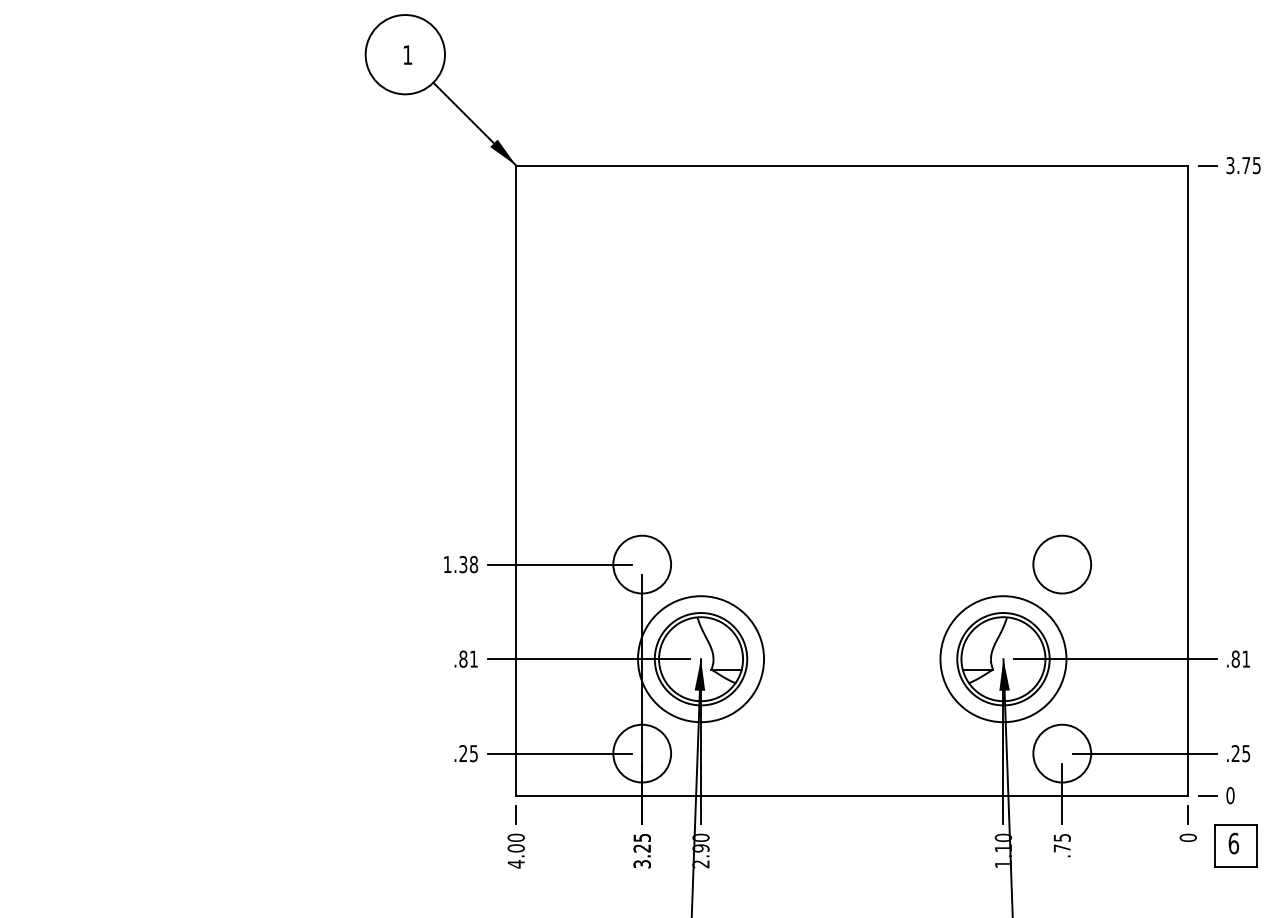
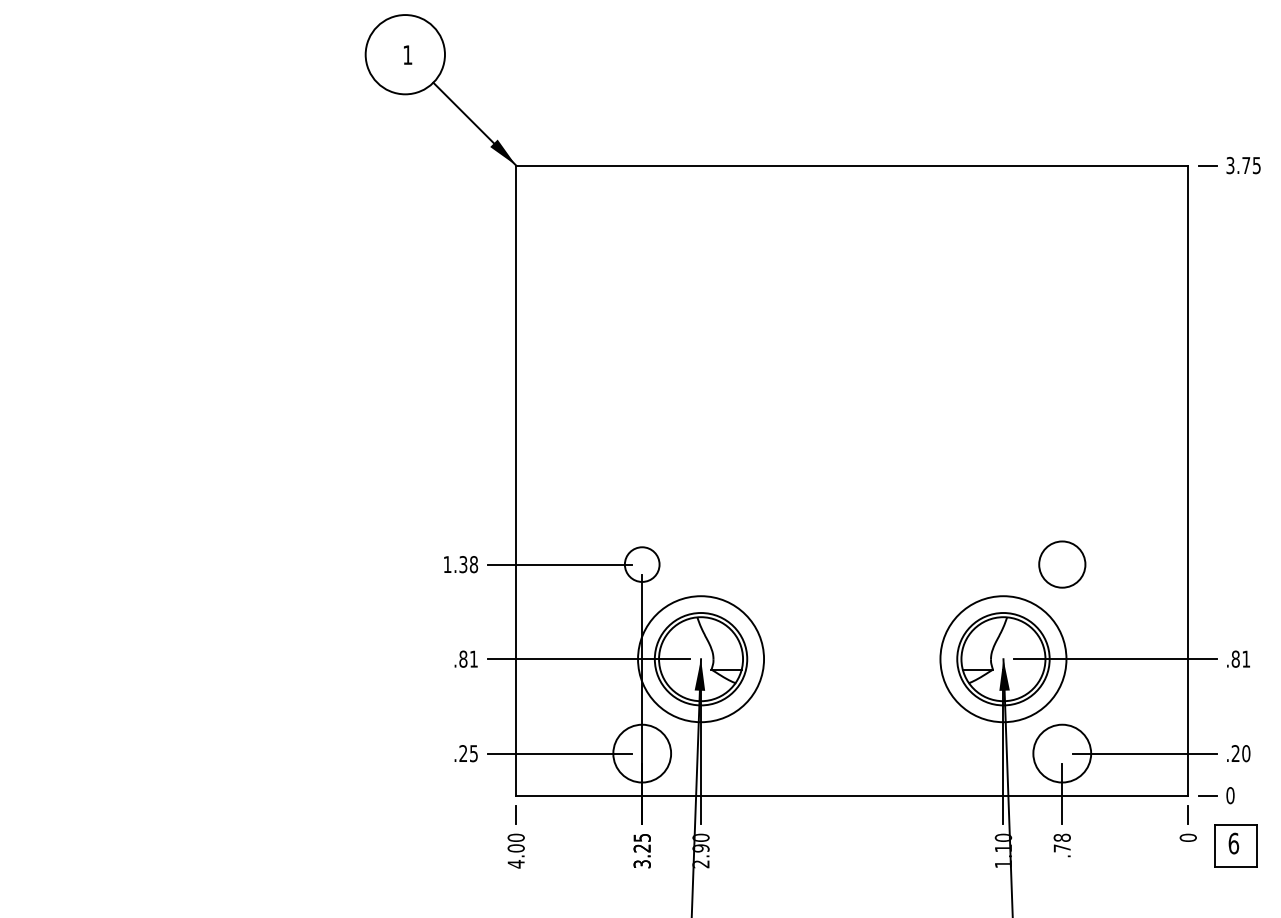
circle diameter: 58 px -> 35 px (641, 564)
circle size: 61x61 px -> 49x49 px (1062, 564)
text: .25 -> .20 (1246, 753)
text: .75 -> .78 (1061, 837)
